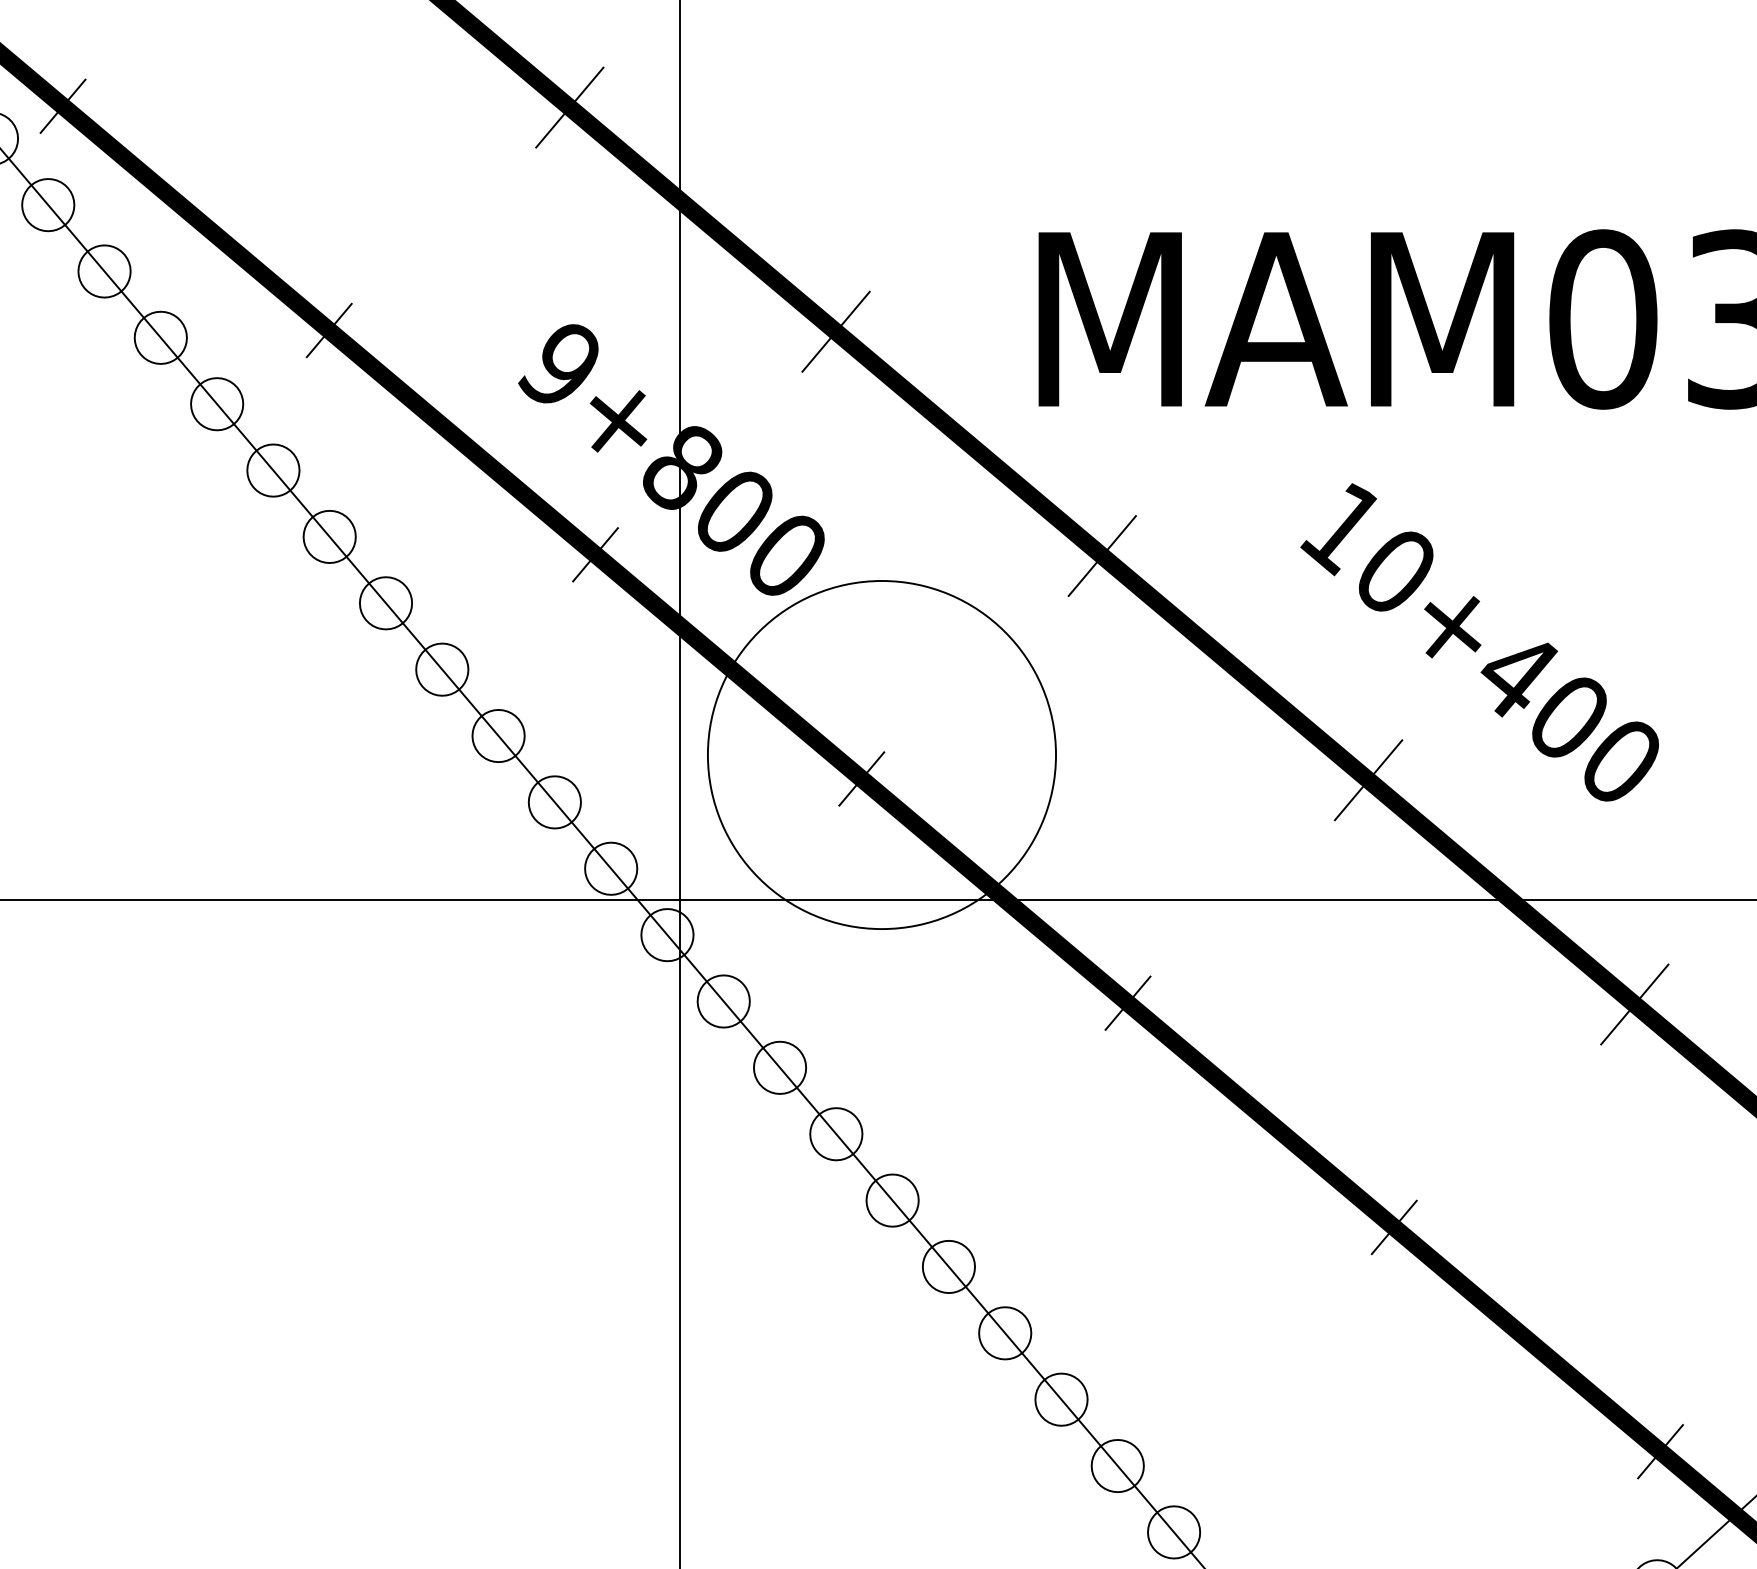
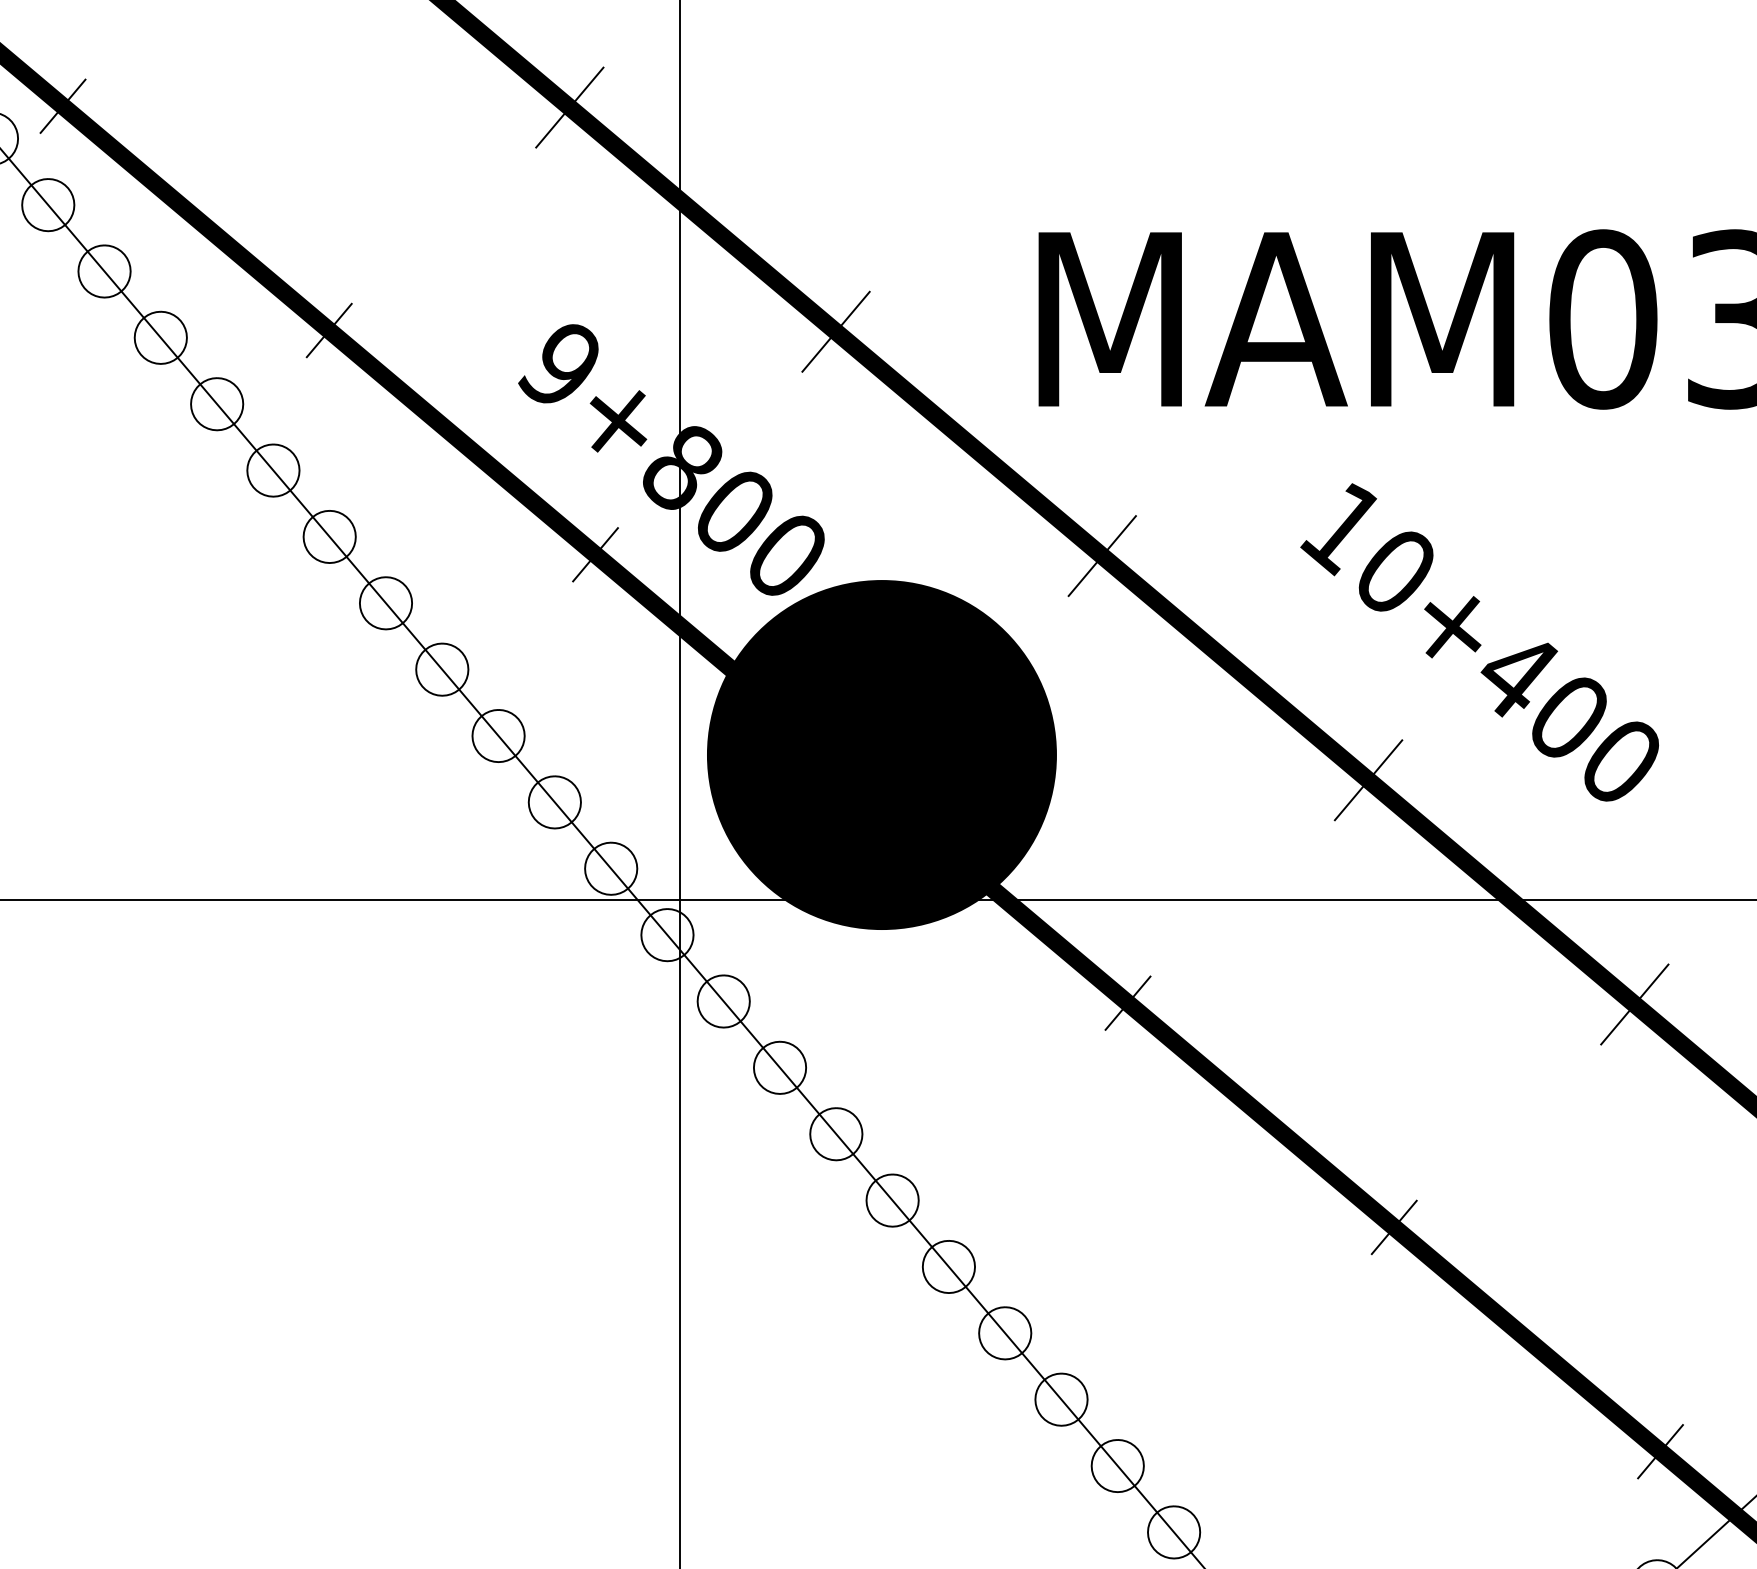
fill: none -> present (881, 755)
